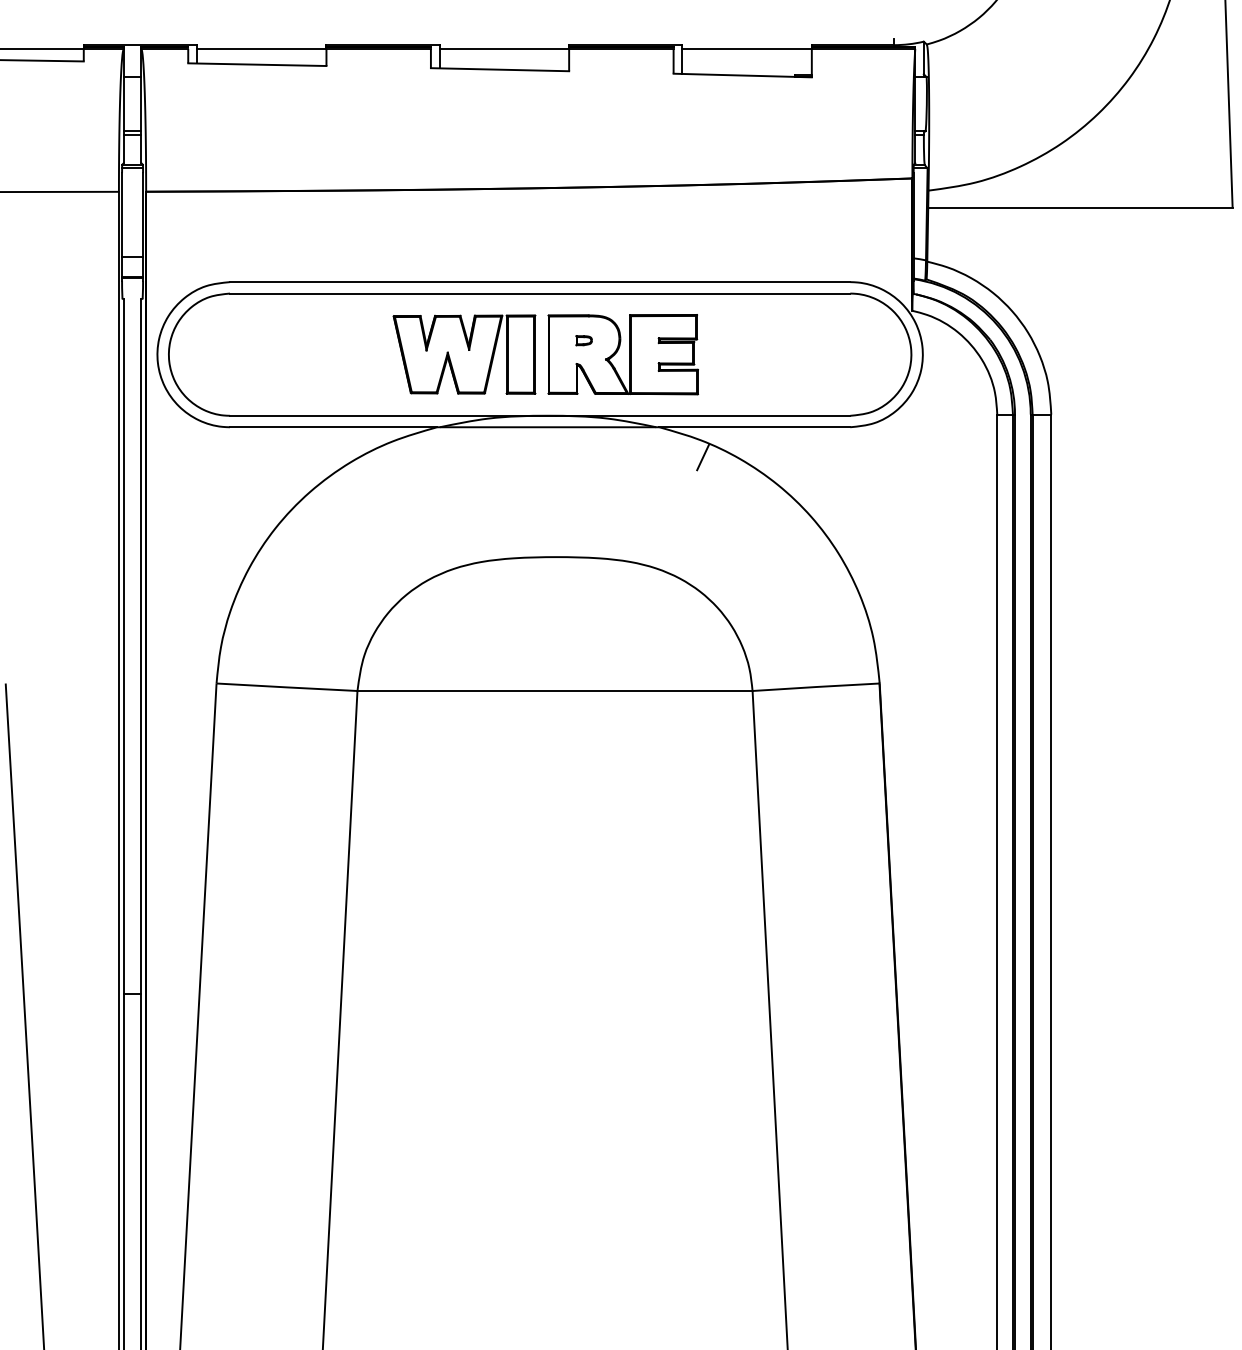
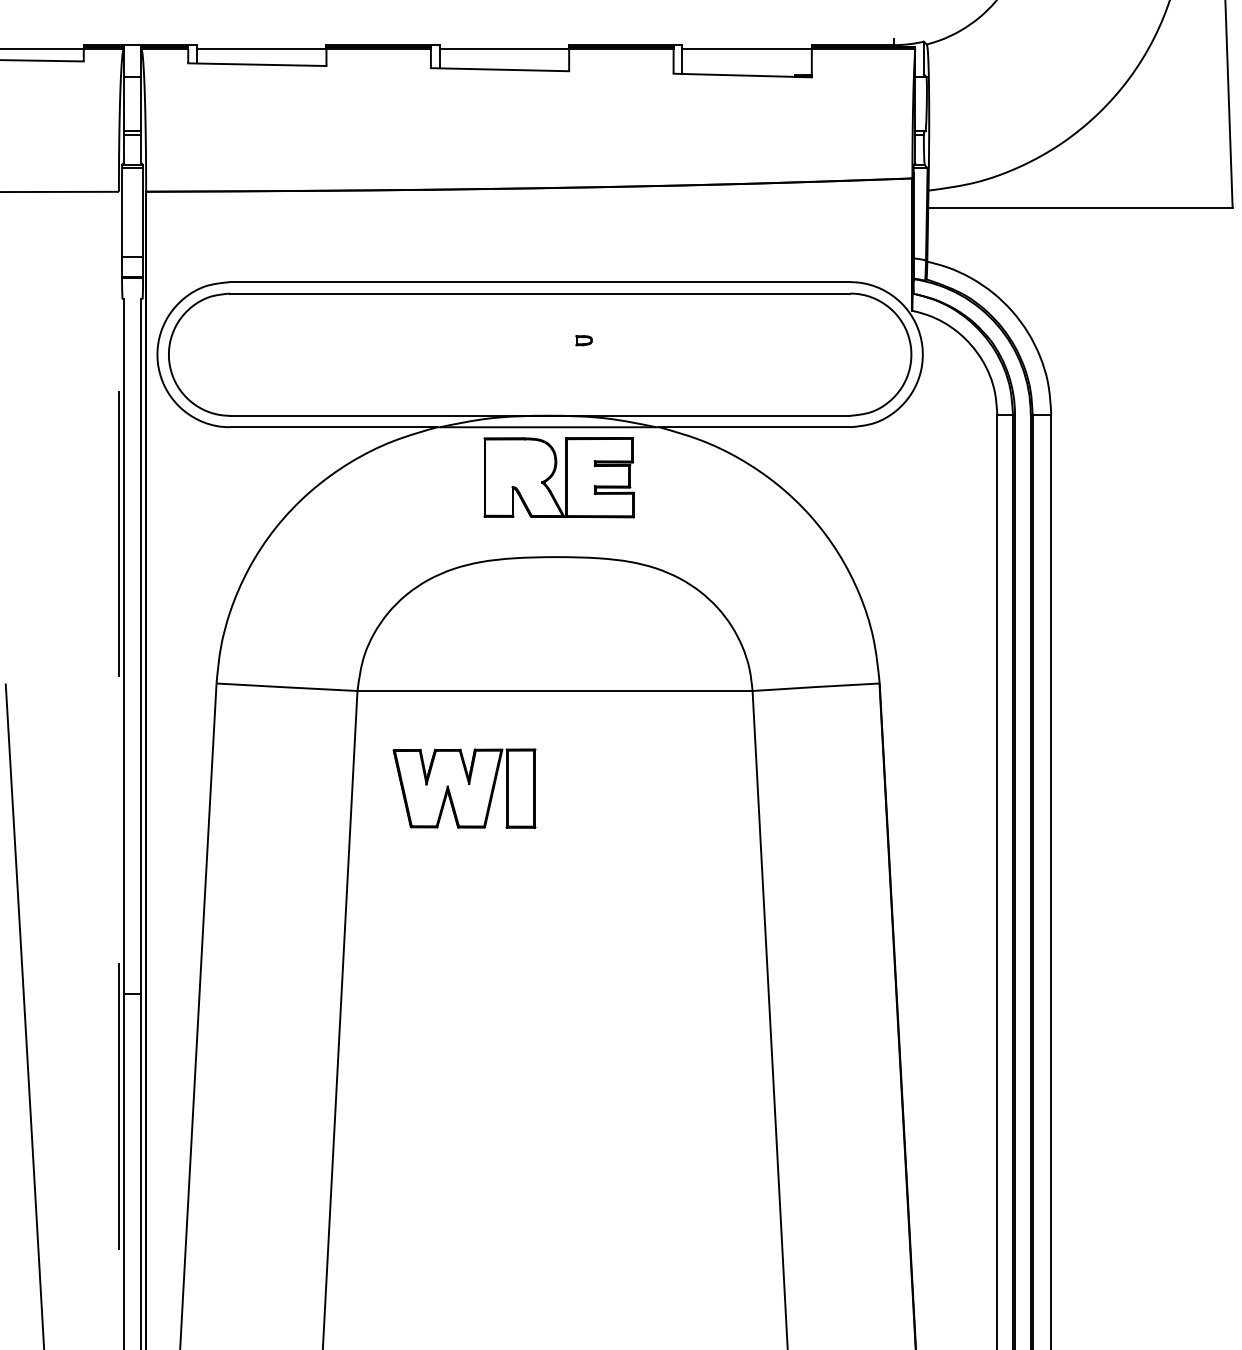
part position: (464, 354) -> (464, 788) (464, 788)
part position: (622, 354) -> (558, 477) (558, 477)
line: present -> none (703, 457)
line: solid -> dashed (118, 770)
